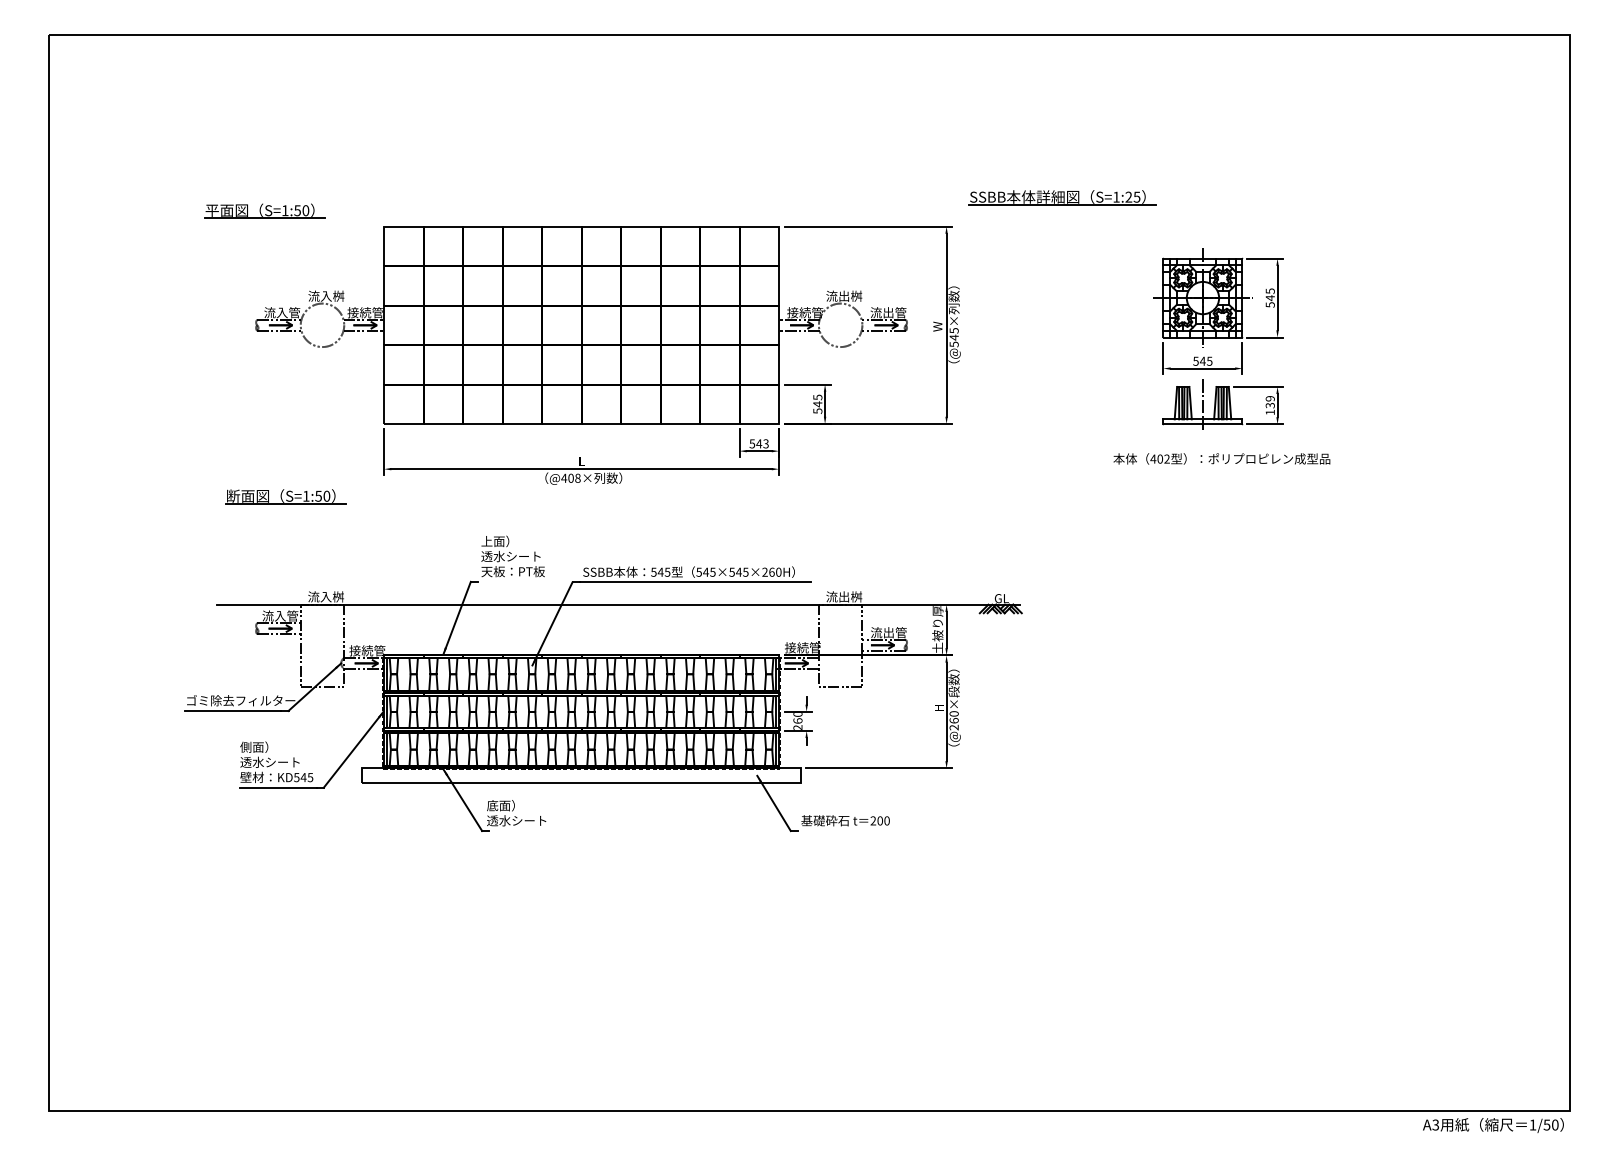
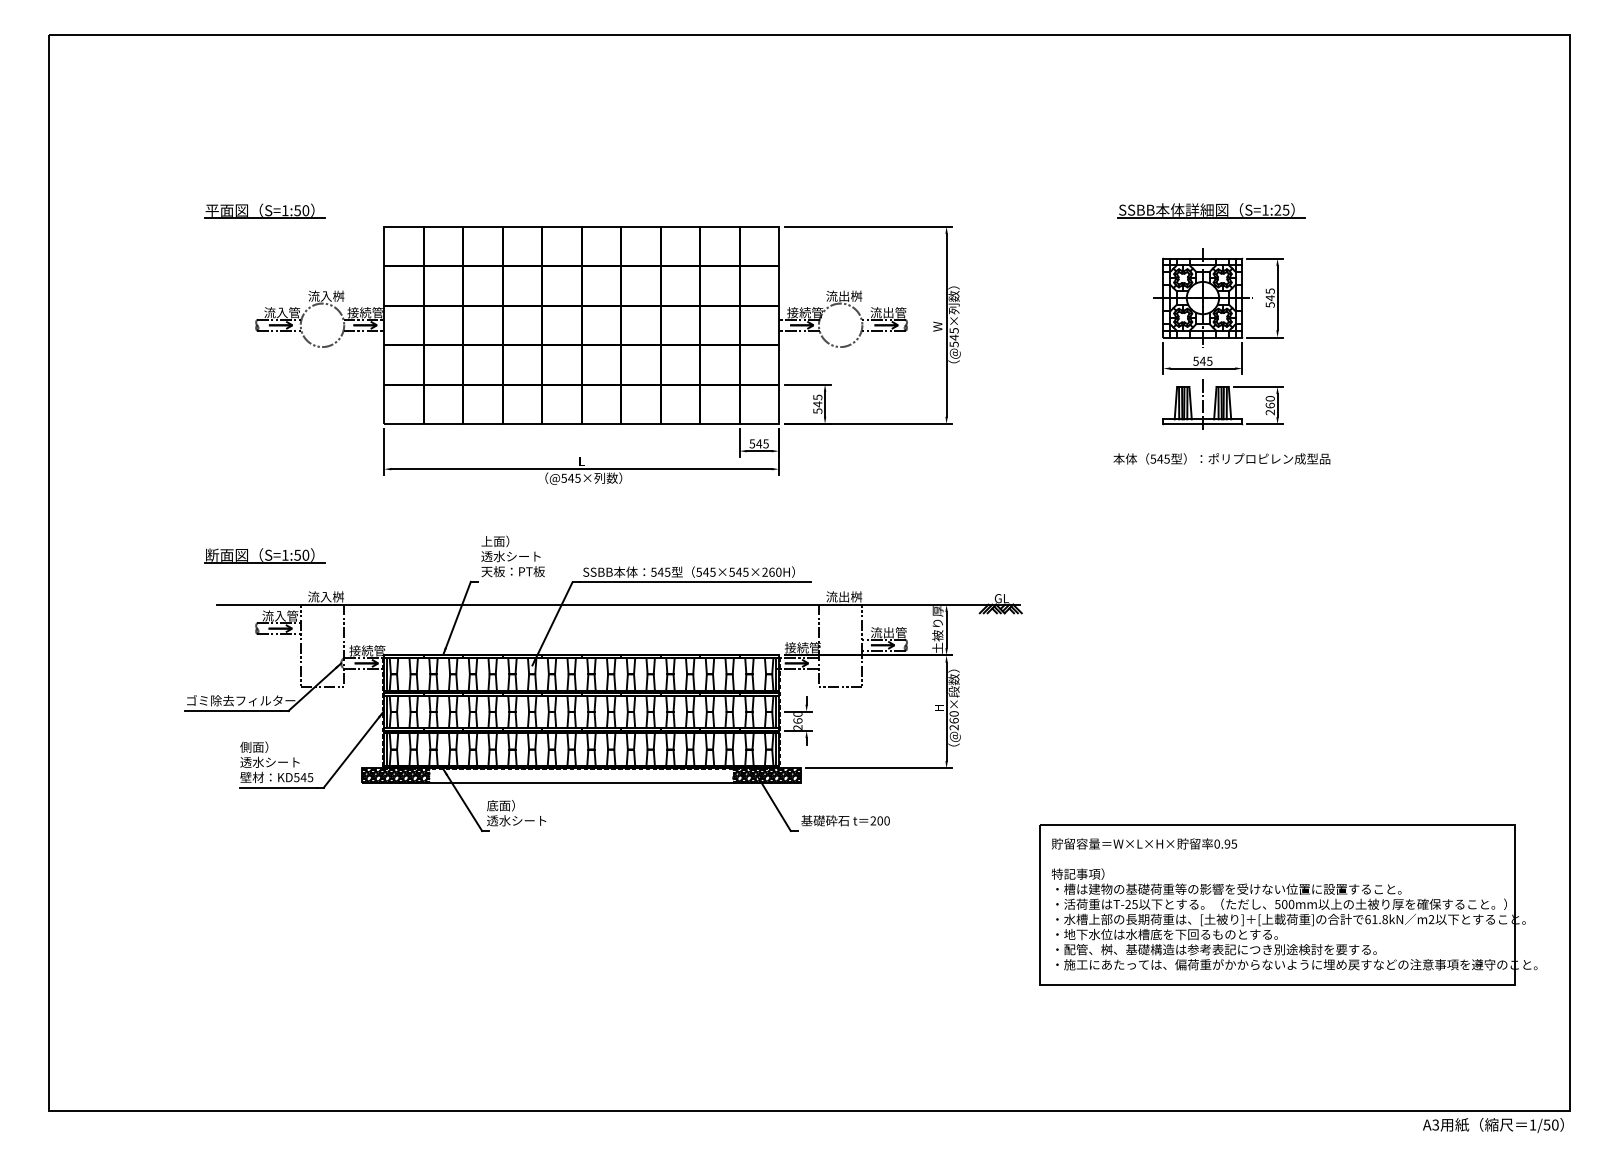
part position: (1062, 197) -> (1211, 210) (1211, 210)
text: 139 -> 260 (1269, 405)
text: 543 -> 545 (765, 443)
text: 402 -> 545 (1159, 458)
text: @408× -> @545× (570, 477)
part position: (285, 496) -> (264, 555) (264, 555)
hatch: none -> present (396, 775)
hatch: none -> present (766, 775)
part: none -> present (1288, 904)
